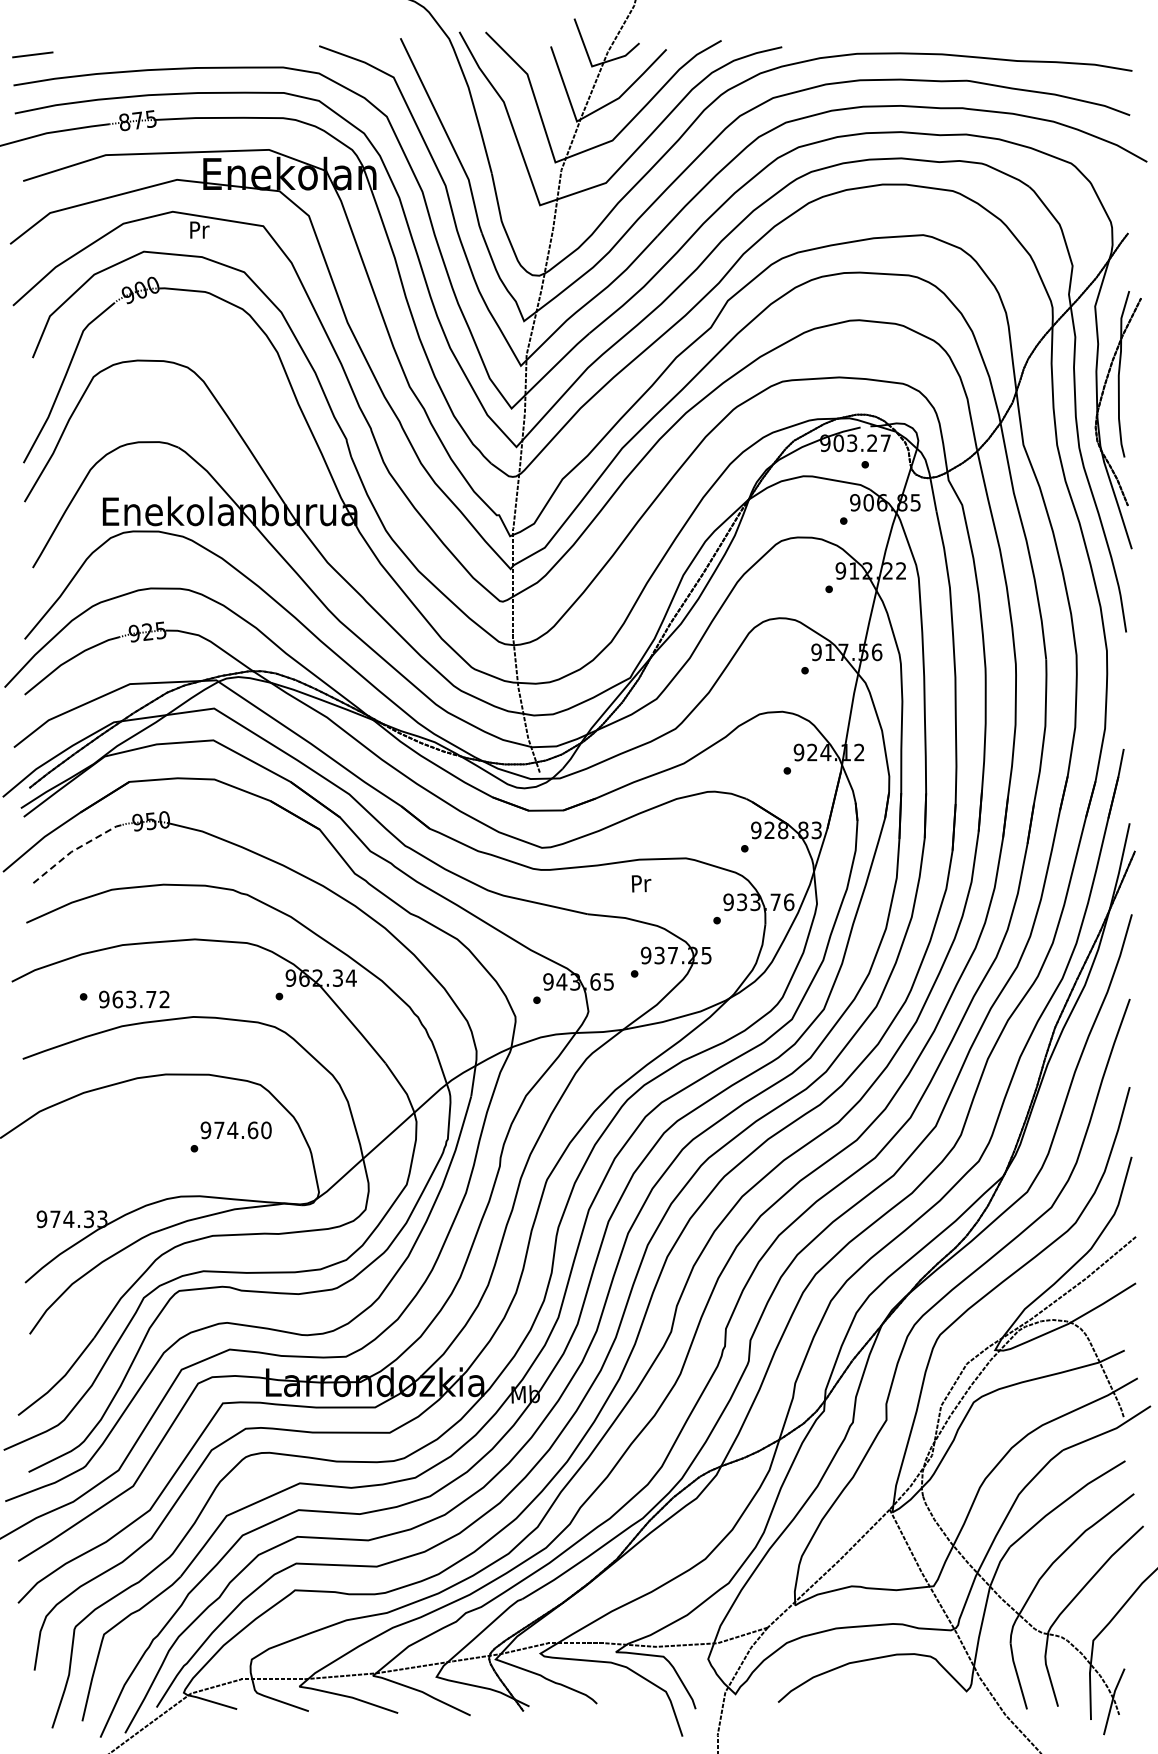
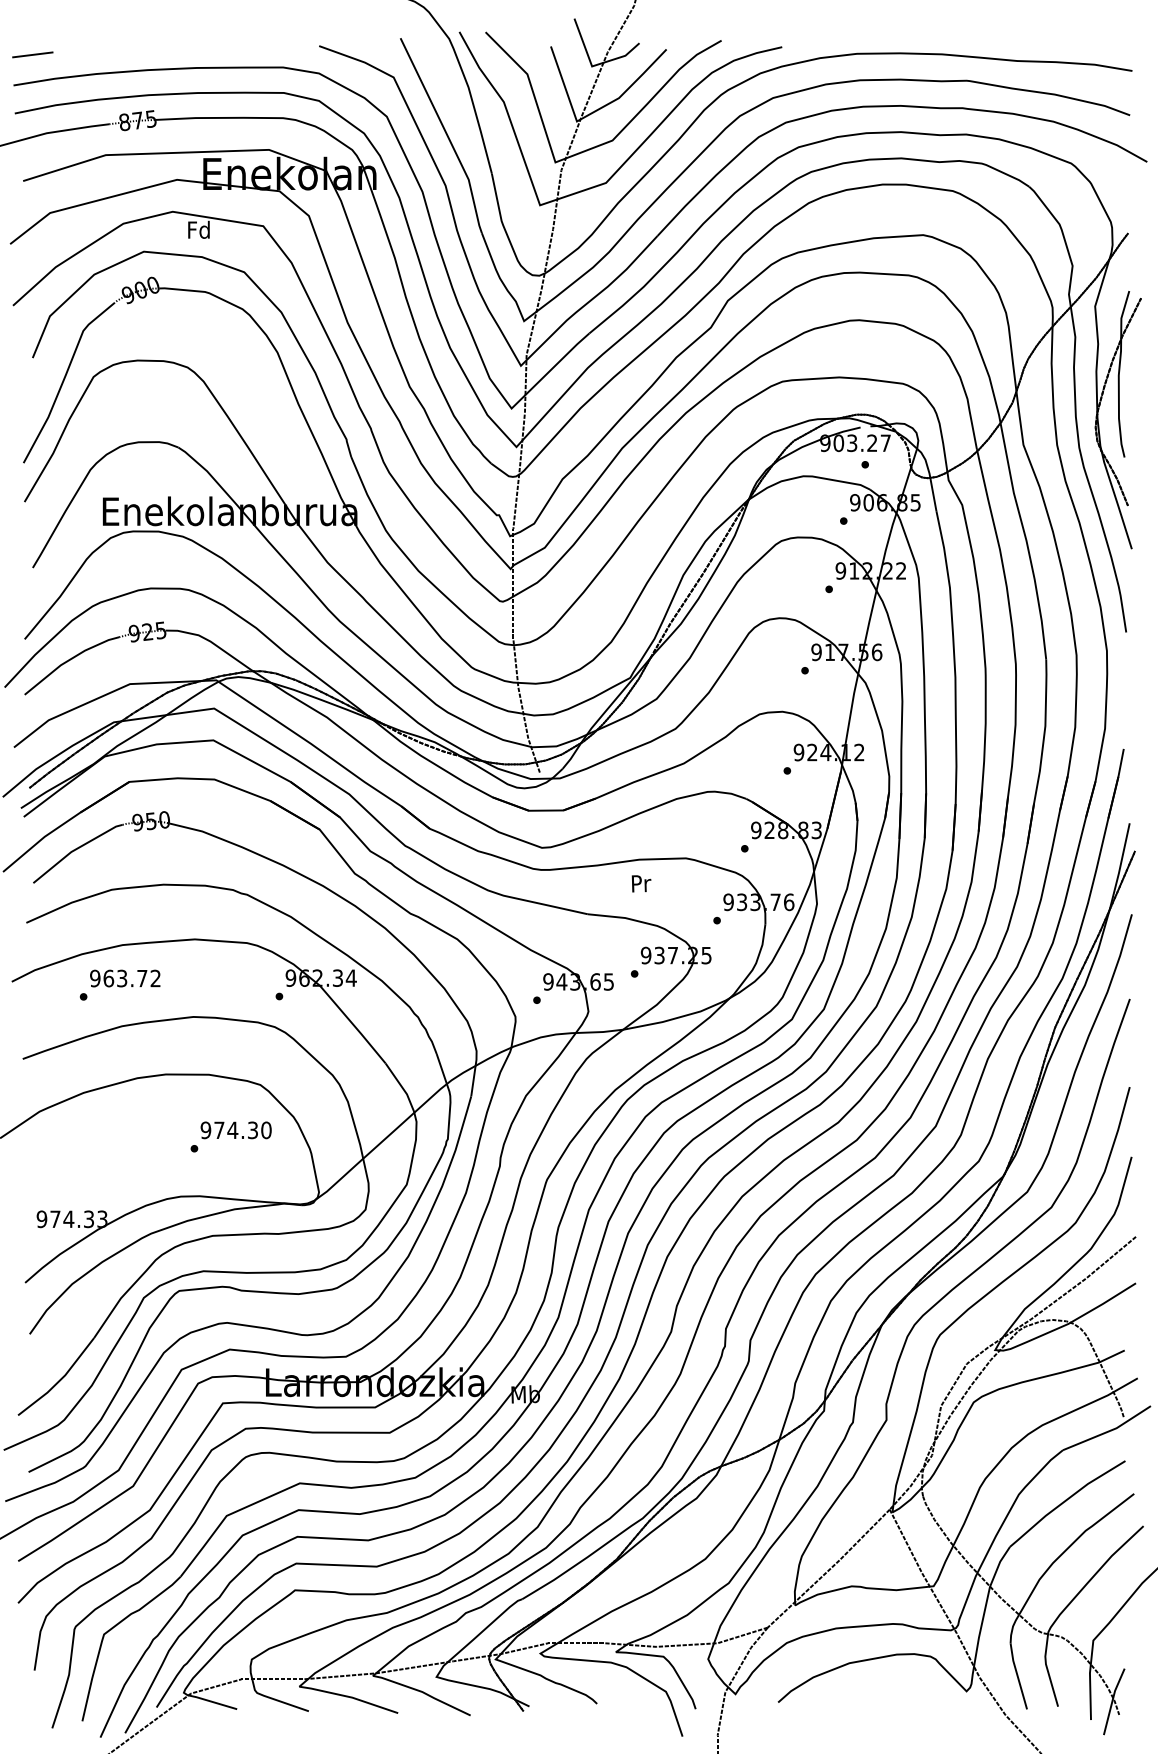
text: Pr -> Fd (198, 229)
line: dashed -> solid (75, 849)
text position: (134, 999) -> (125, 978) (125, 978)
text: 974.60 -> 974.30 (252, 1130)
